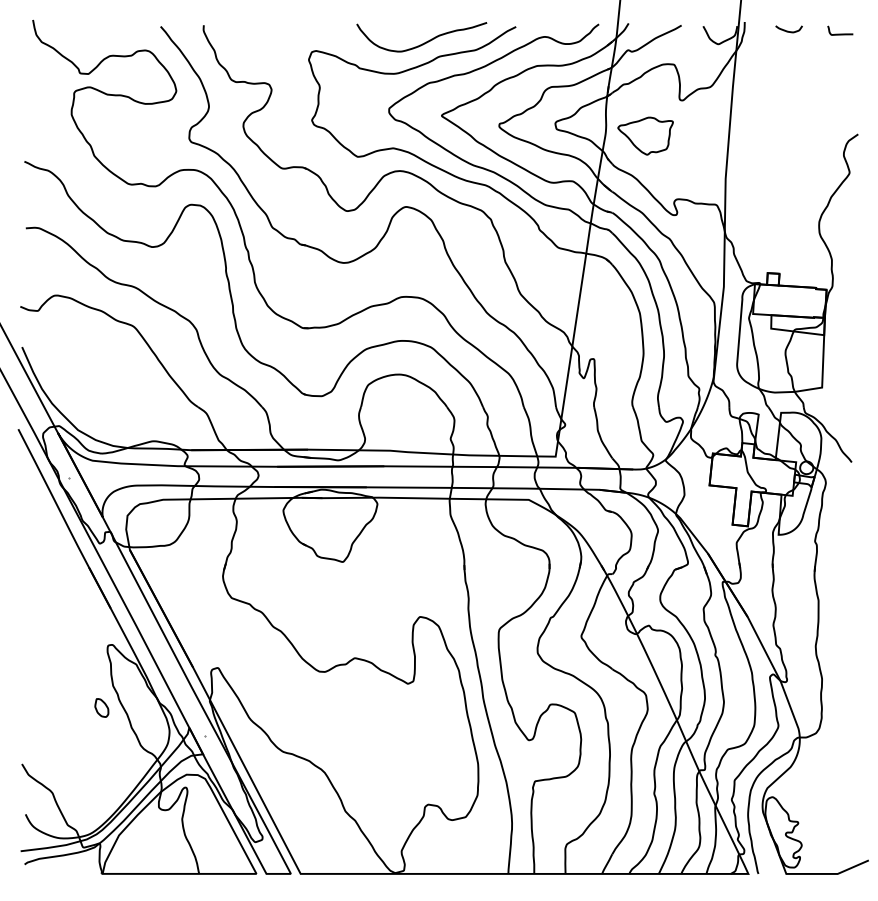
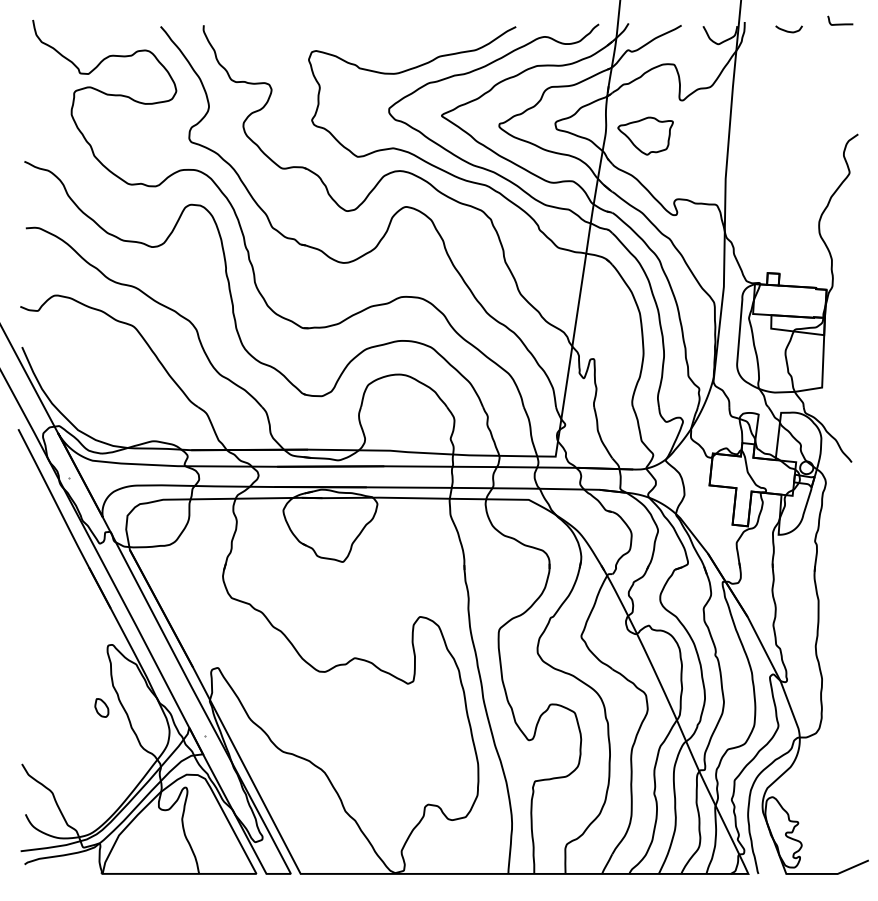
curve position: (840, 33) -> (840, 23) (840, 23)
curve: present -> none (424, 42)
